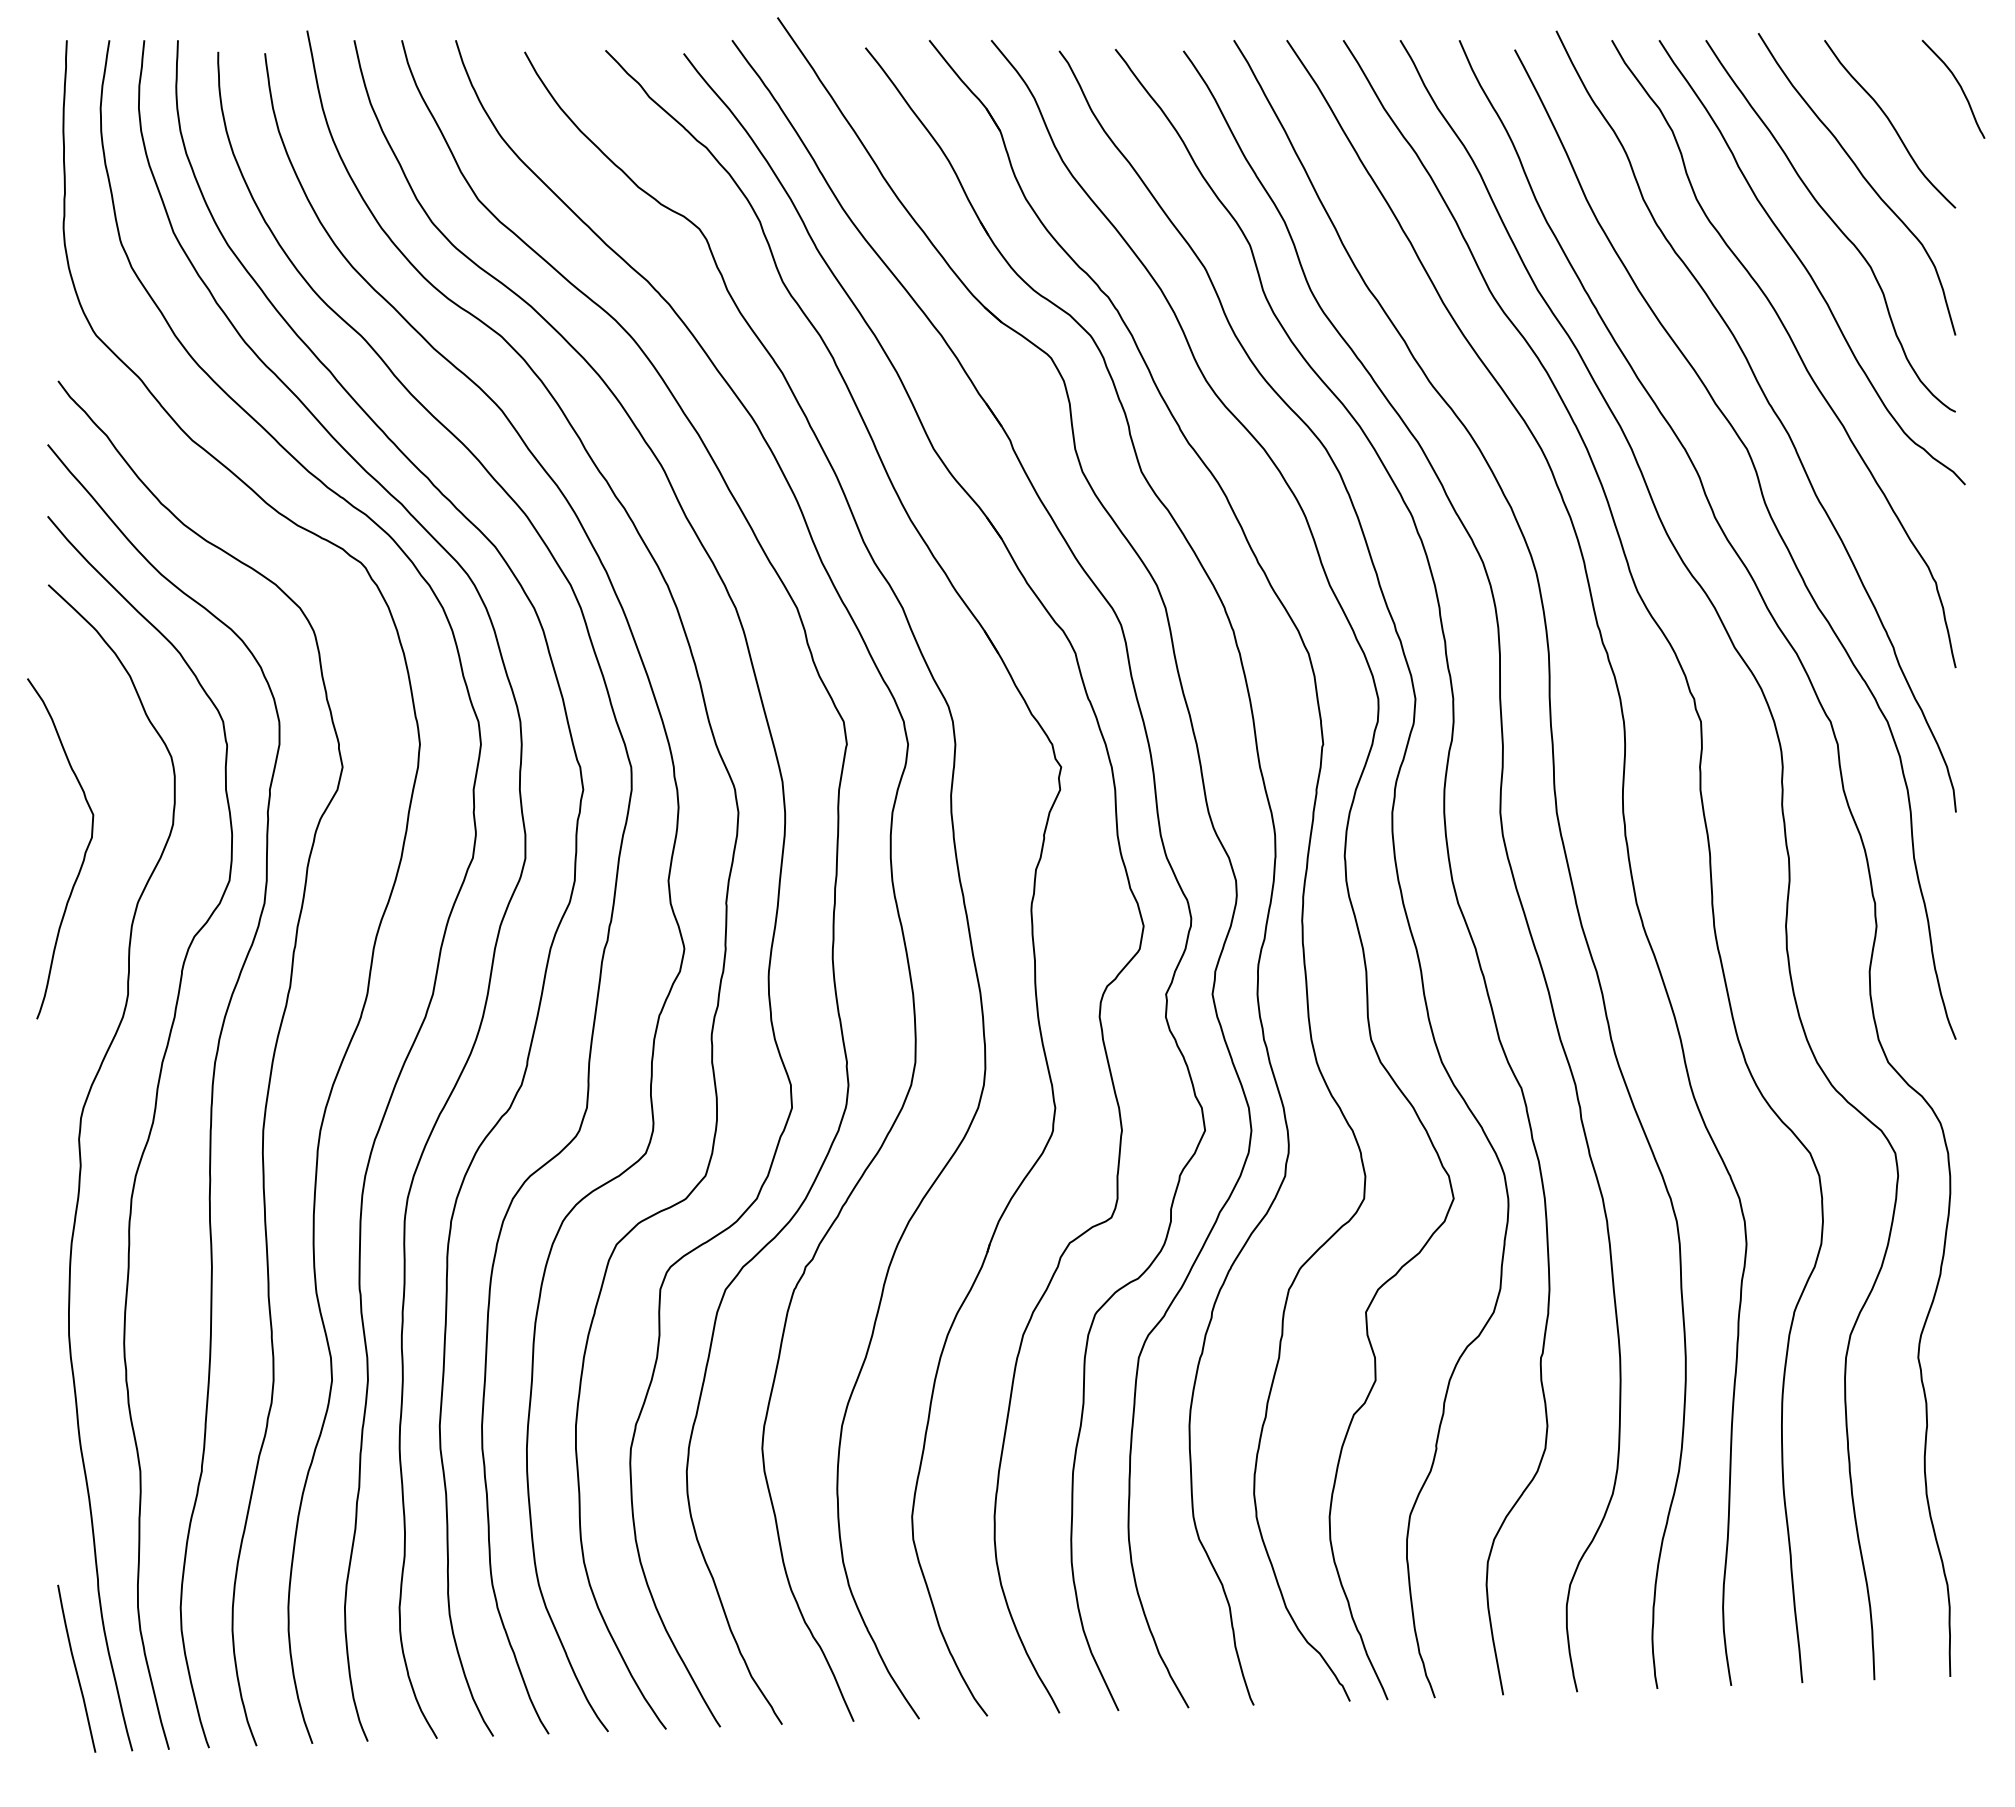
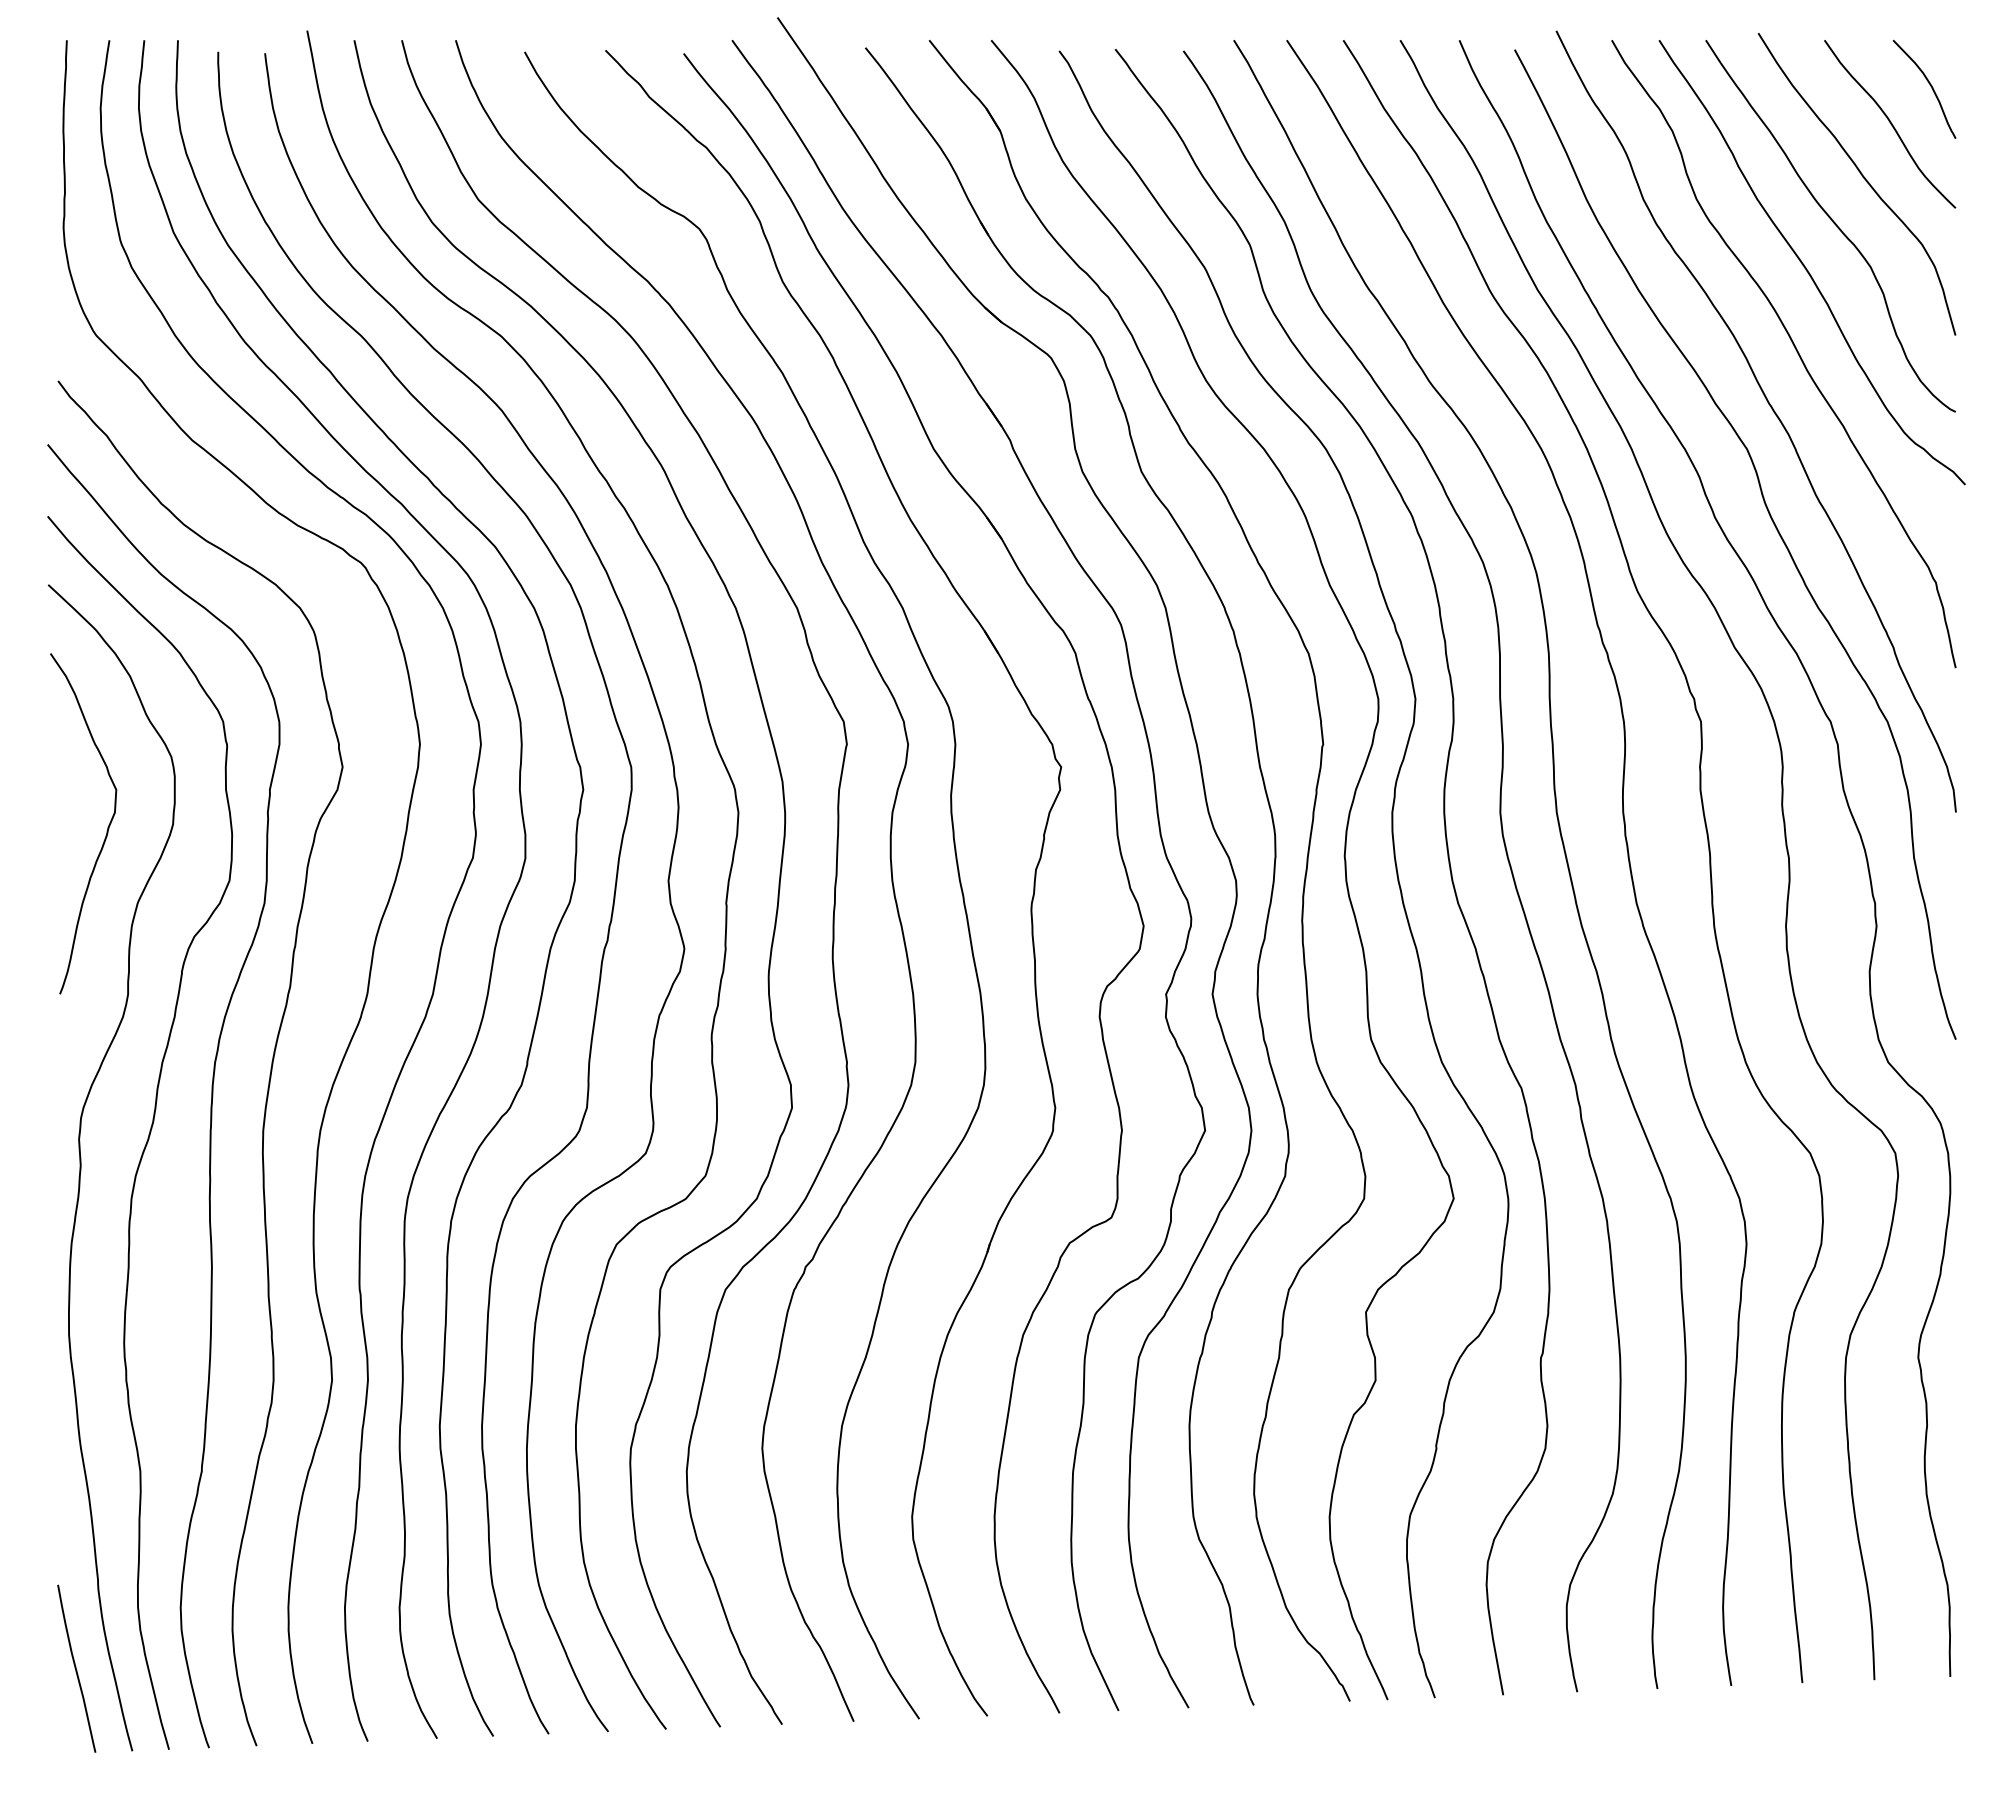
curve position: (1959, 86) -> (1930, 86) (1930, 86)
curve position: (84, 852) -> (107, 827) (107, 827)
